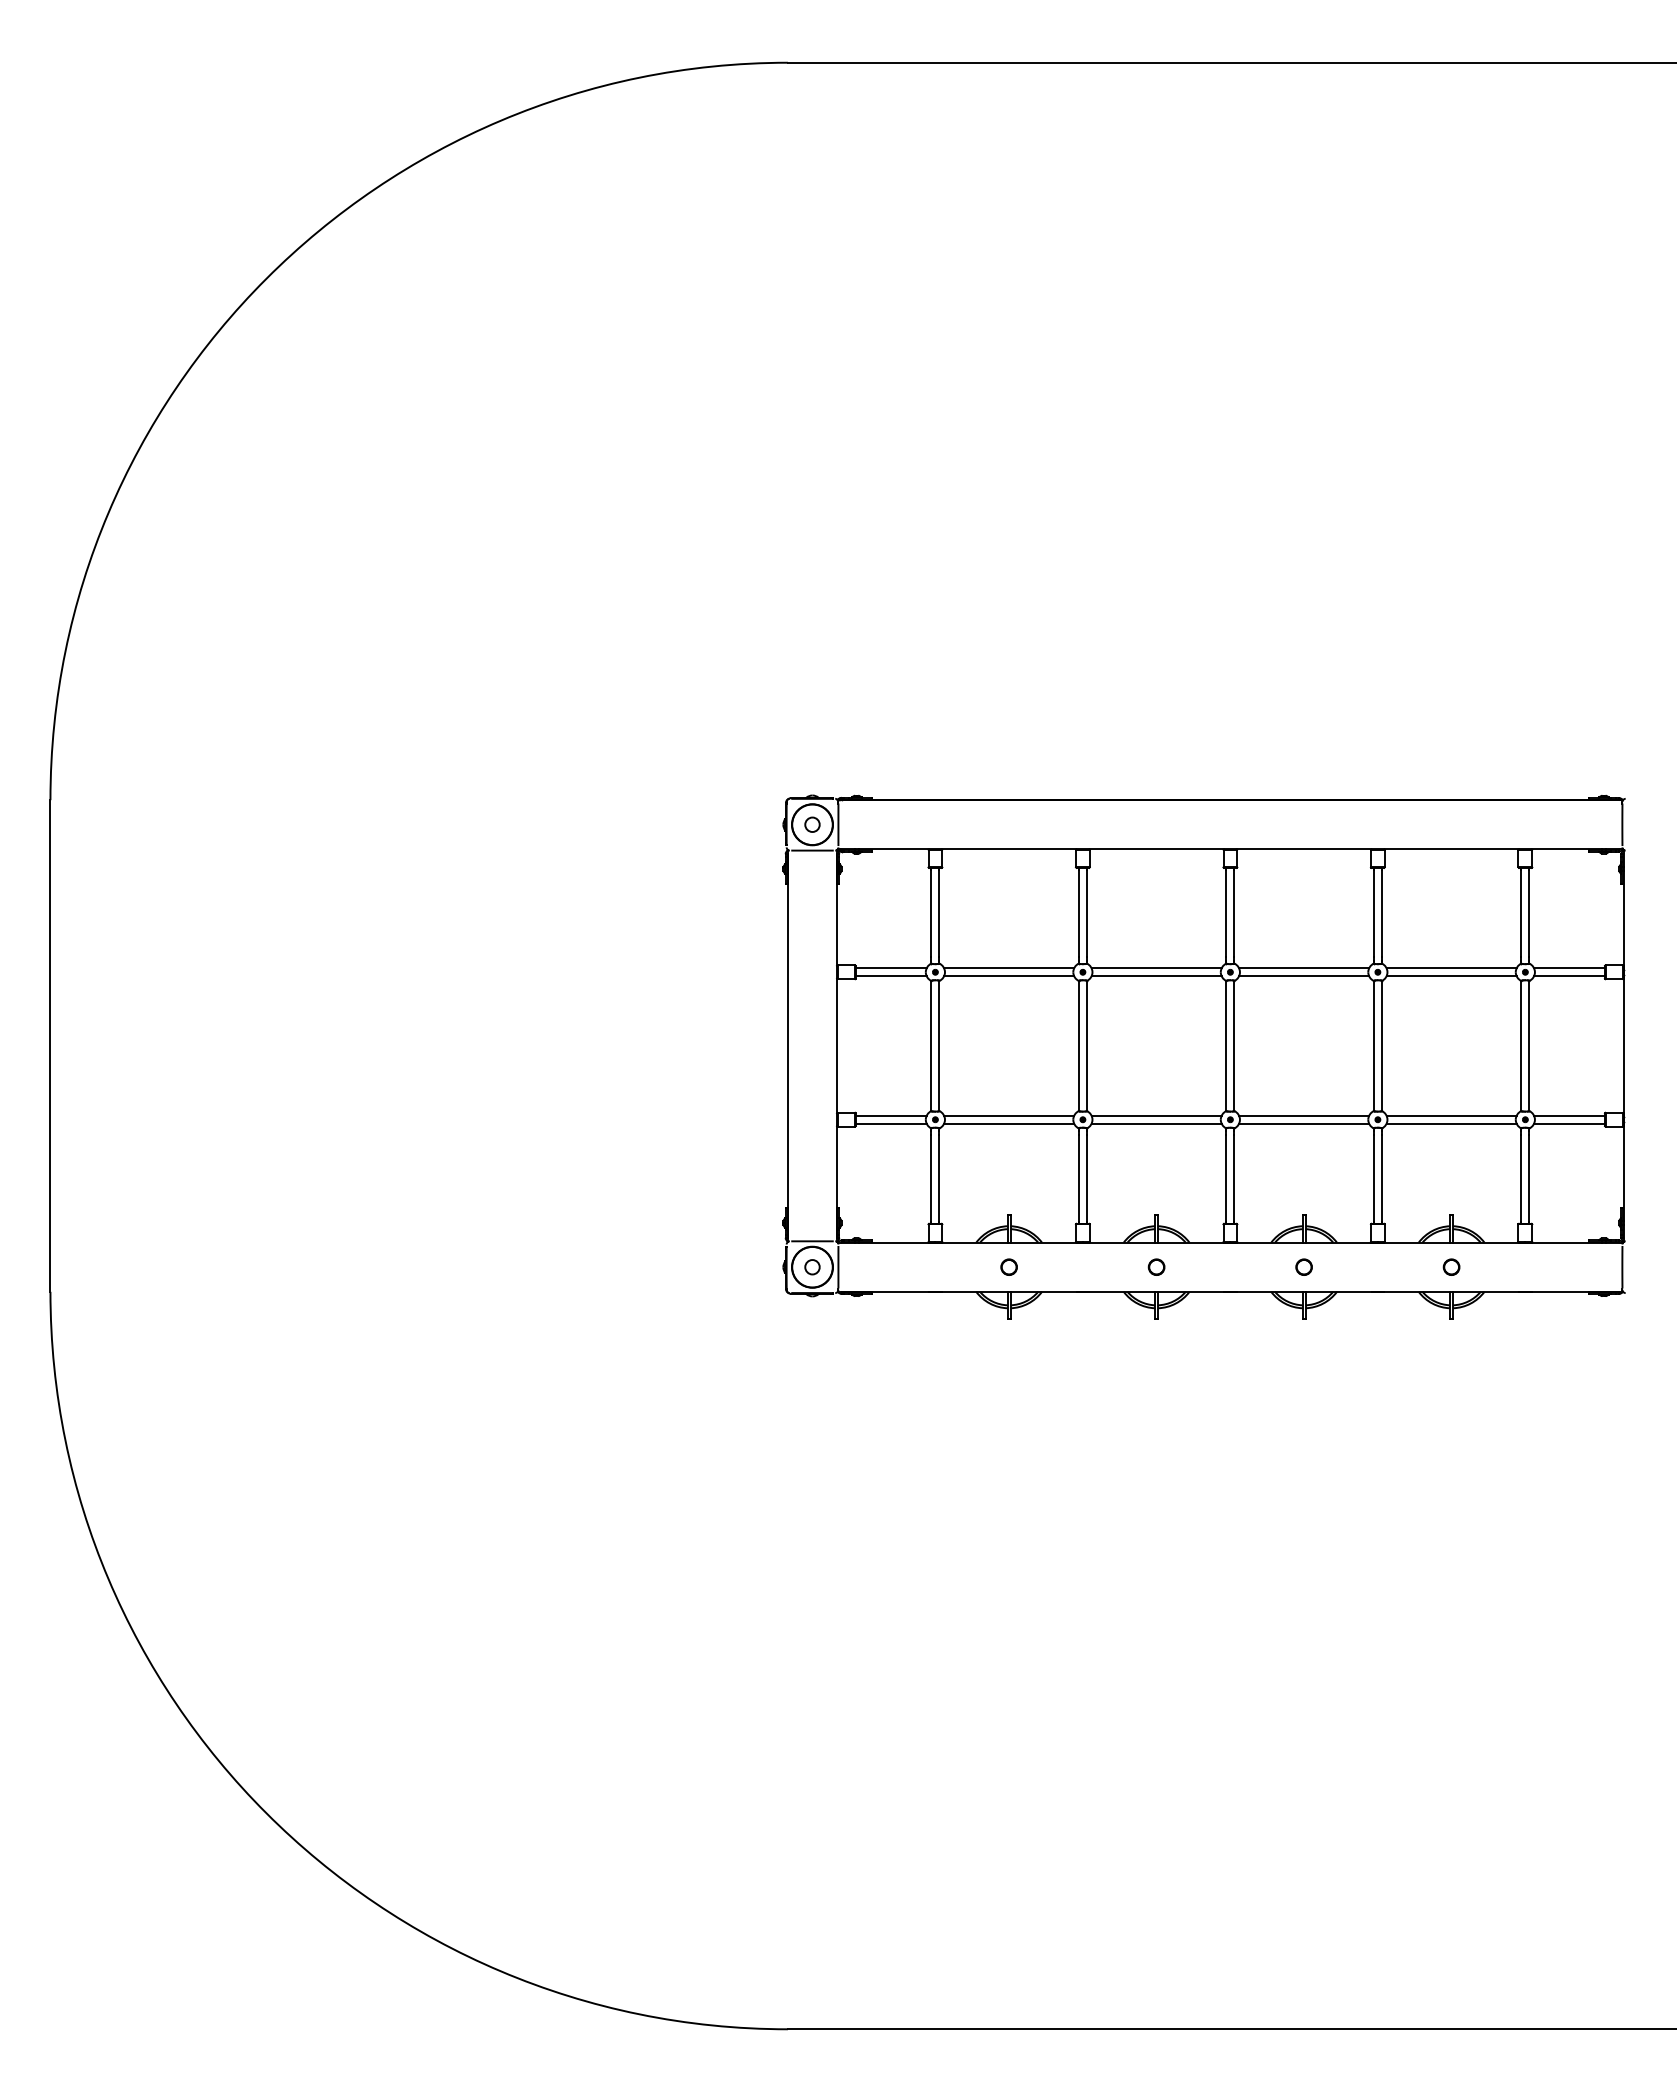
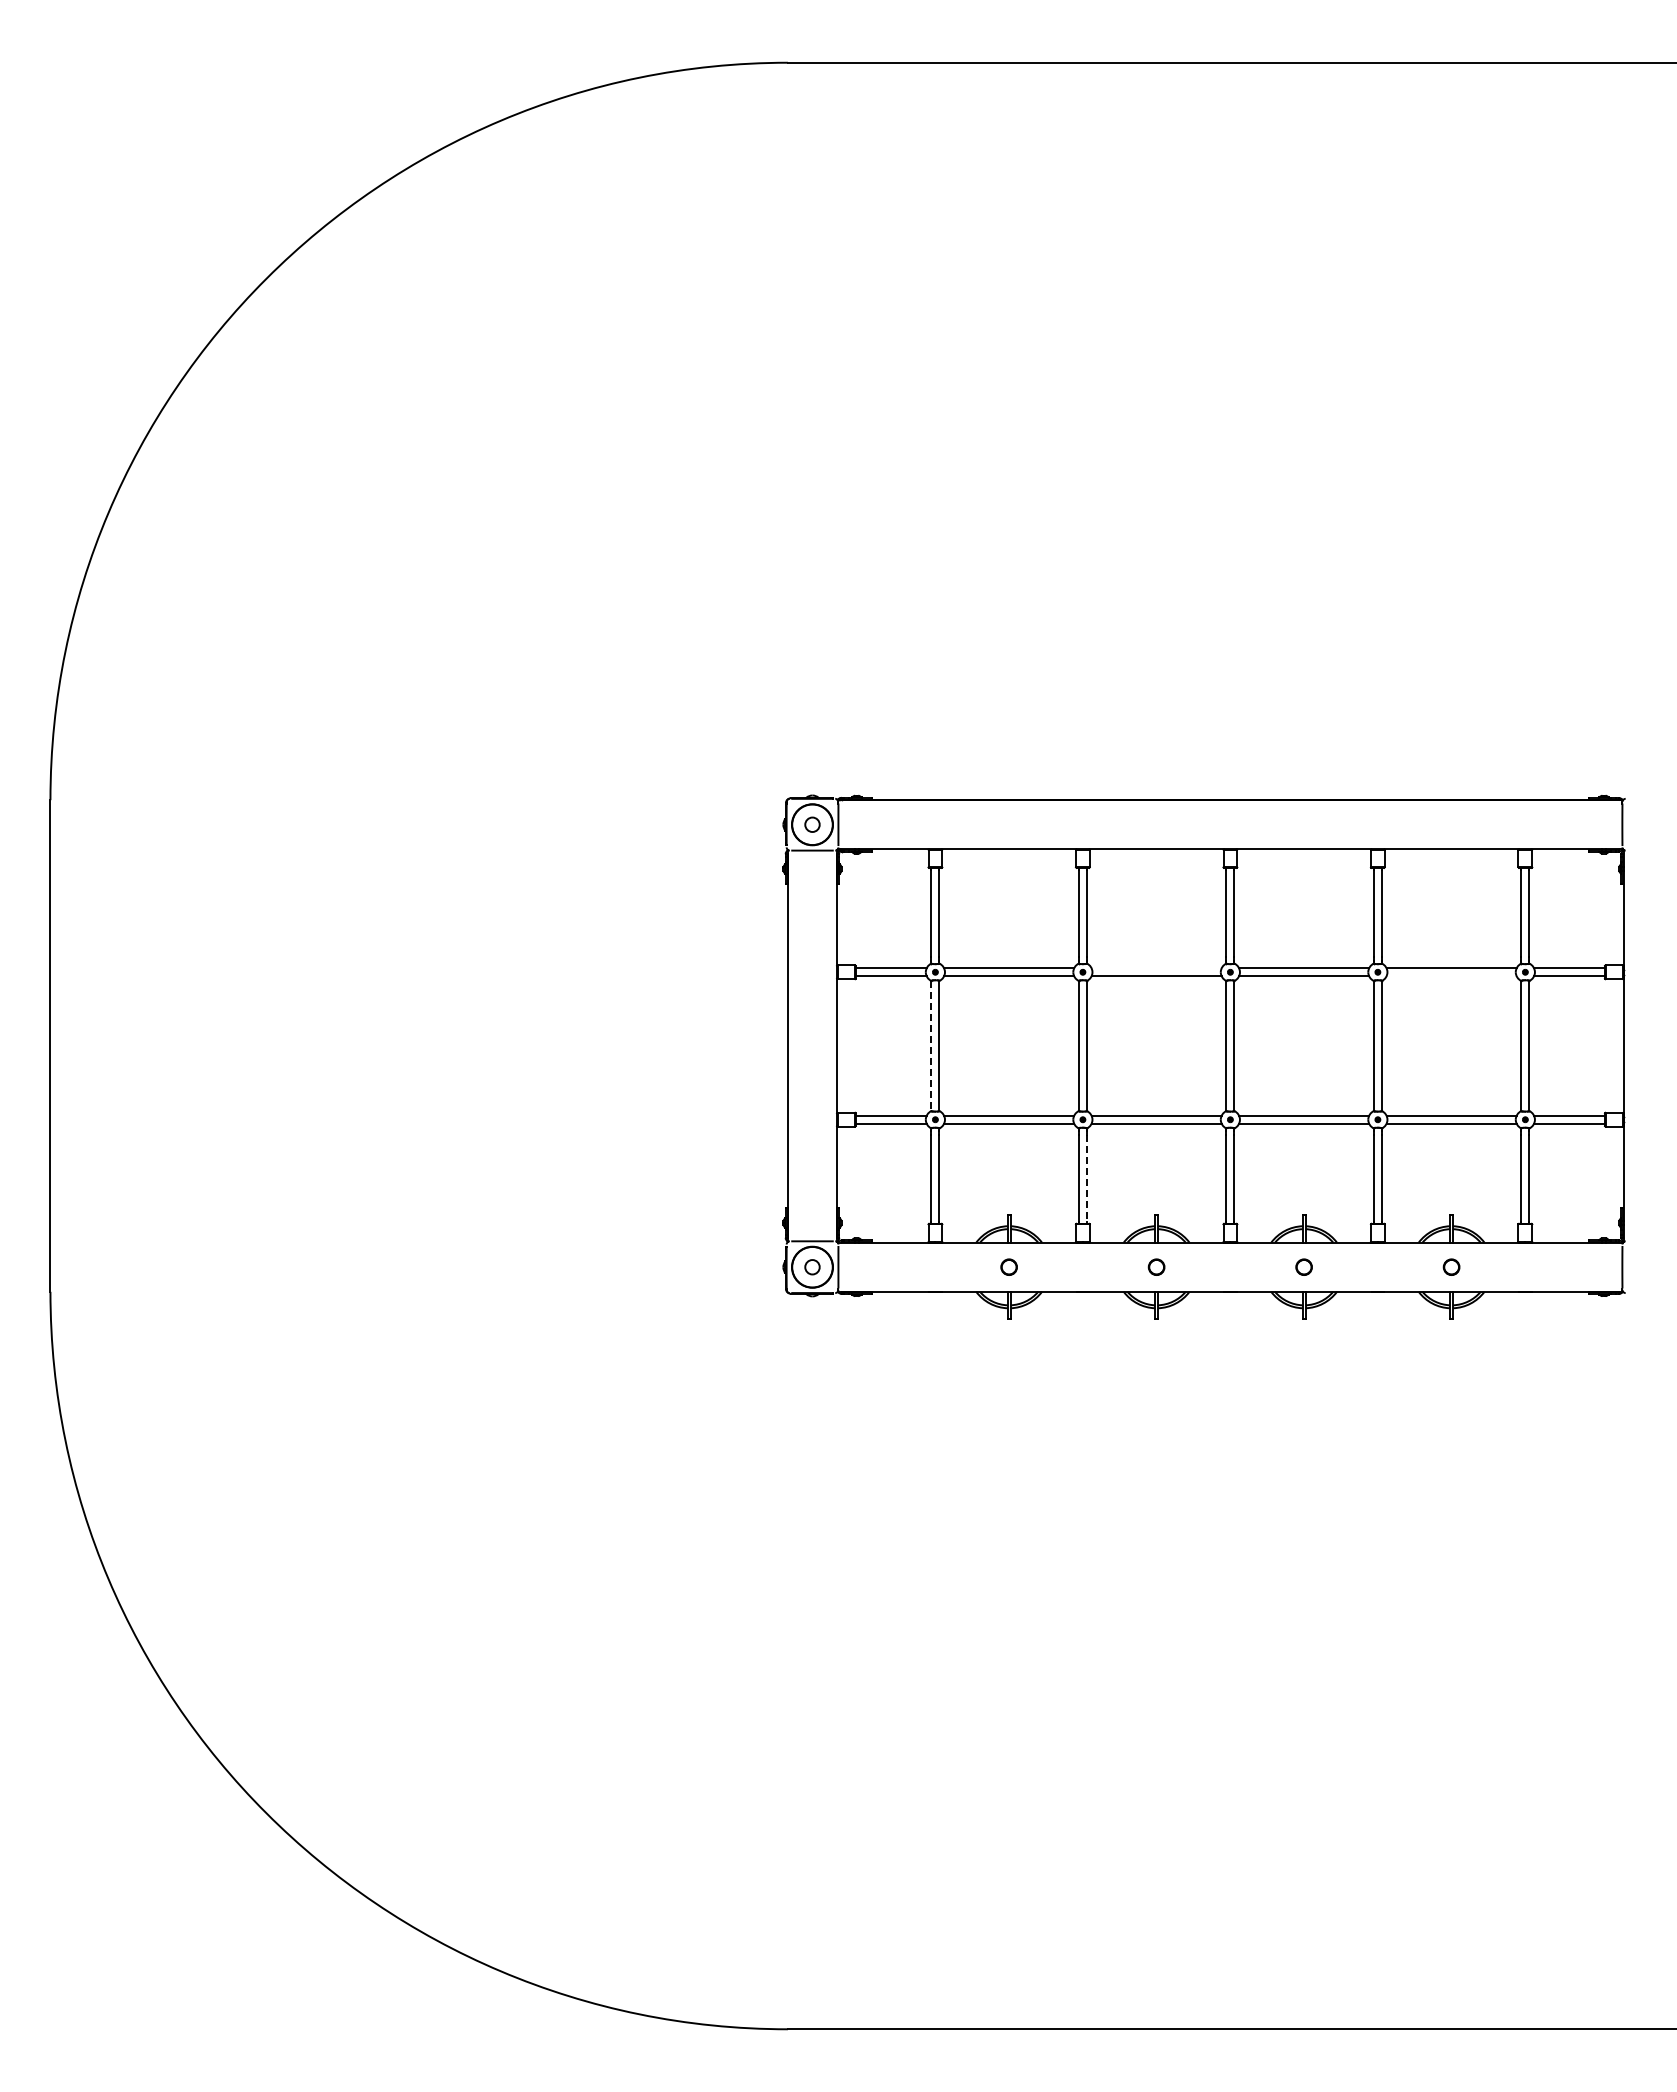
line: present -> none (1156, 968)
line: present -> none (1451, 976)
line: solid -> dashed (931, 1046)
line: solid -> dashed (1086, 1179)
